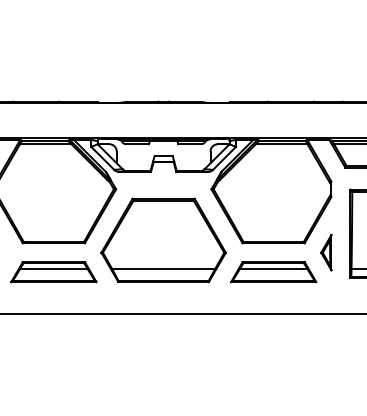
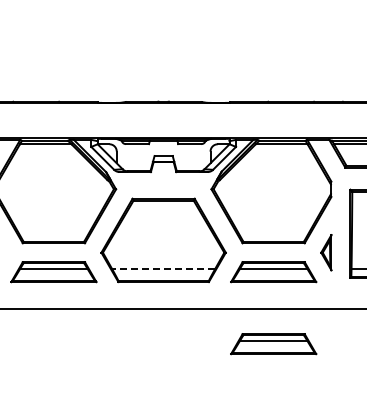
line: solid -> dashed (163, 268)
line position: (182, 314) -> (182, 309) (182, 309)
part: none -> present (273, 344)
